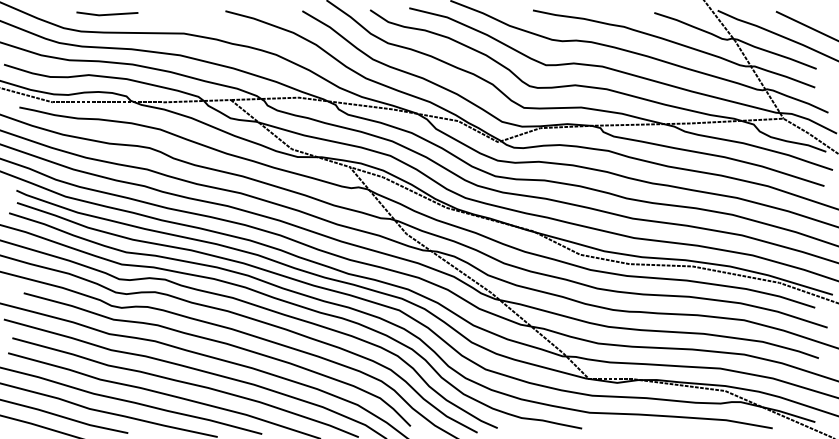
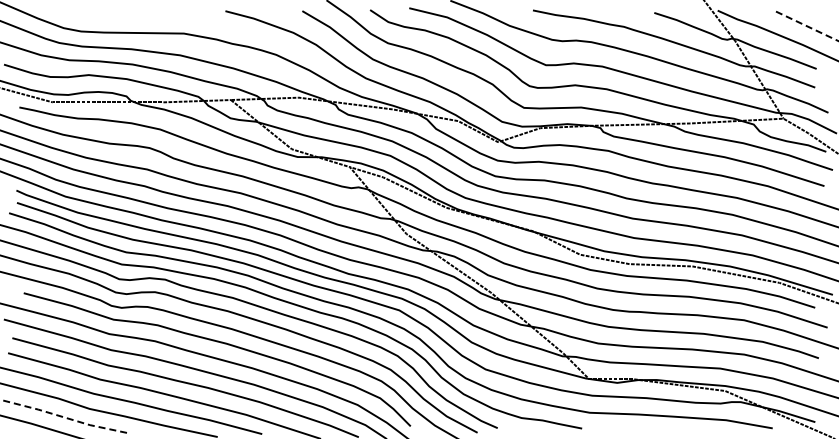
line: present -> none (107, 13)
line: solid -> dashed (807, 26)
line: solid -> dashed (64, 417)
